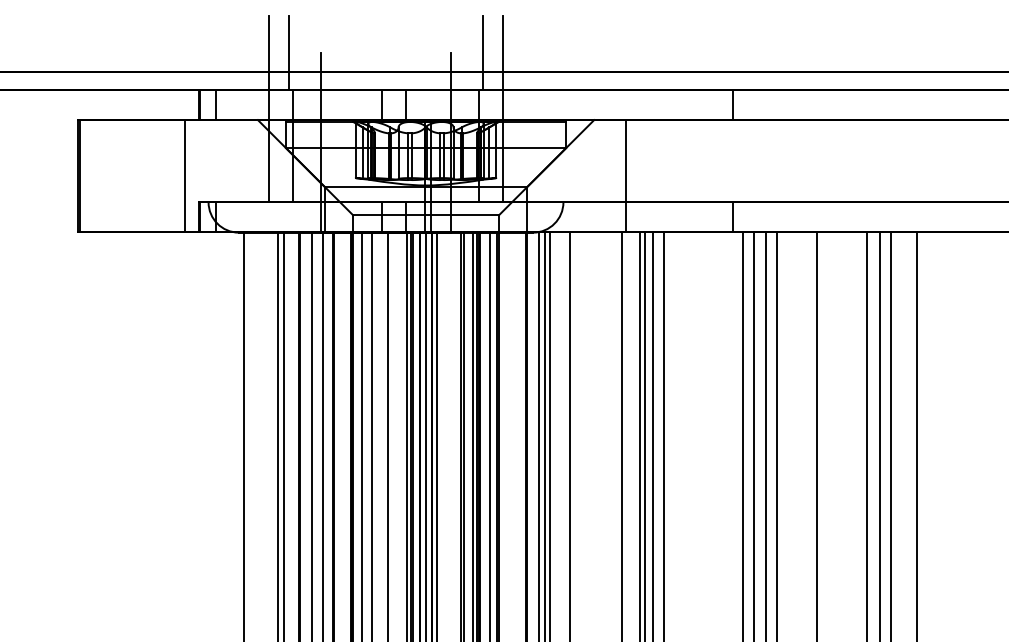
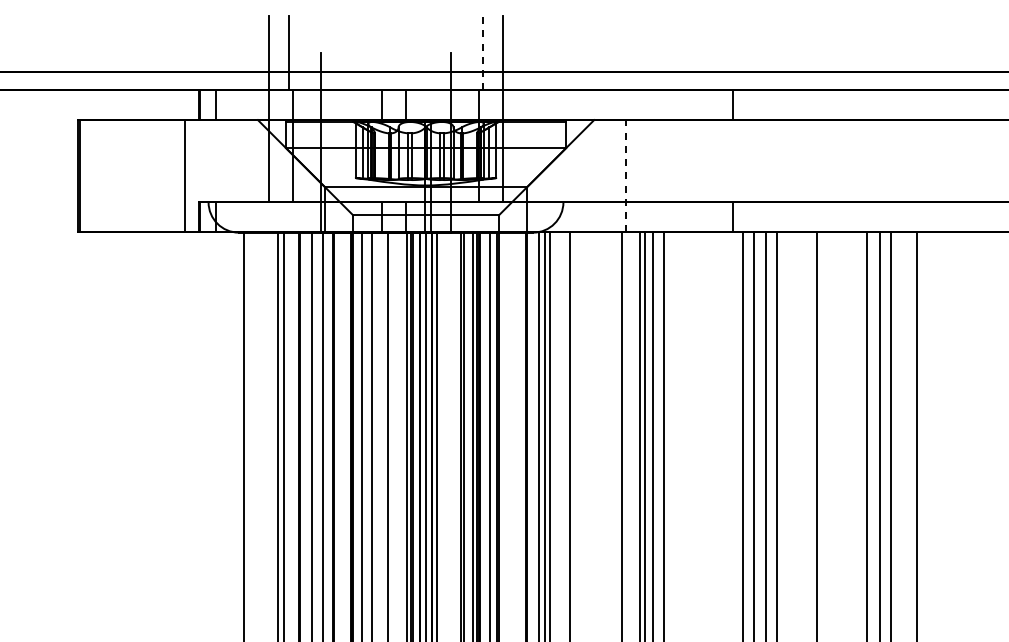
line: solid -> dashed (483, 52)
line: solid -> dashed (626, 175)
